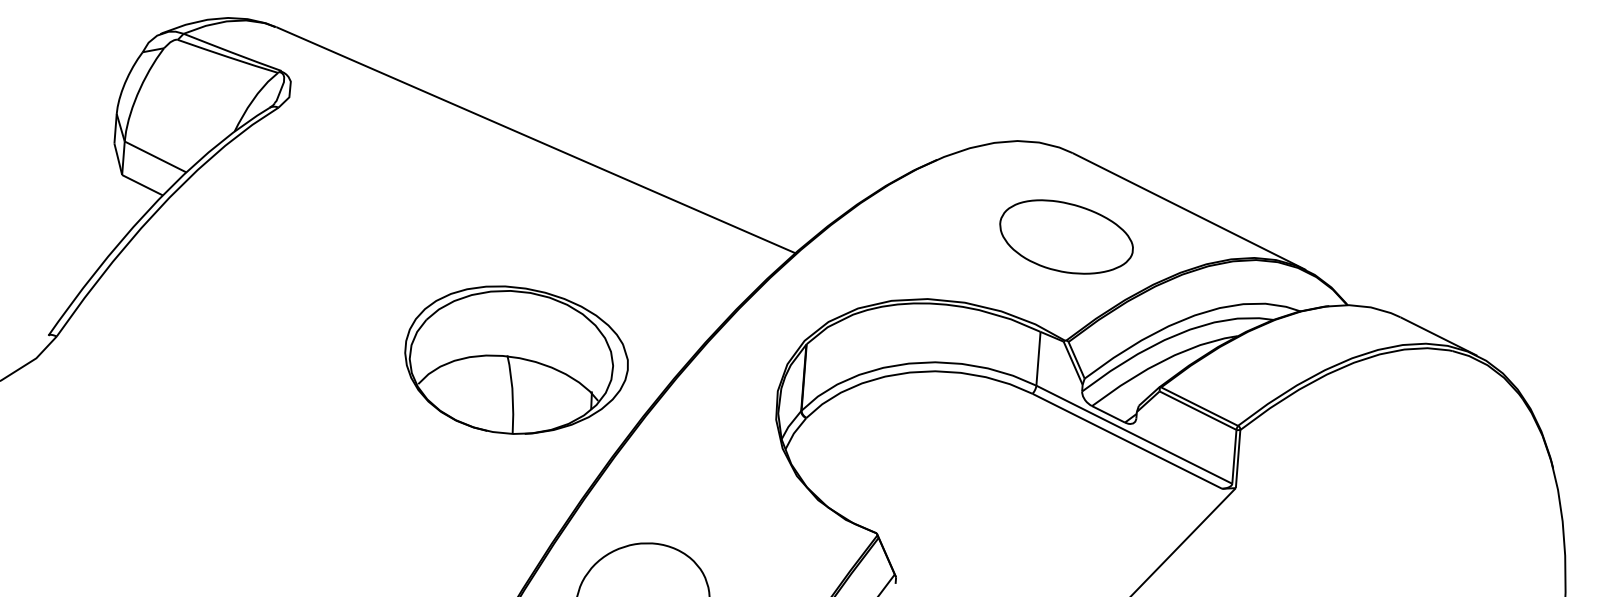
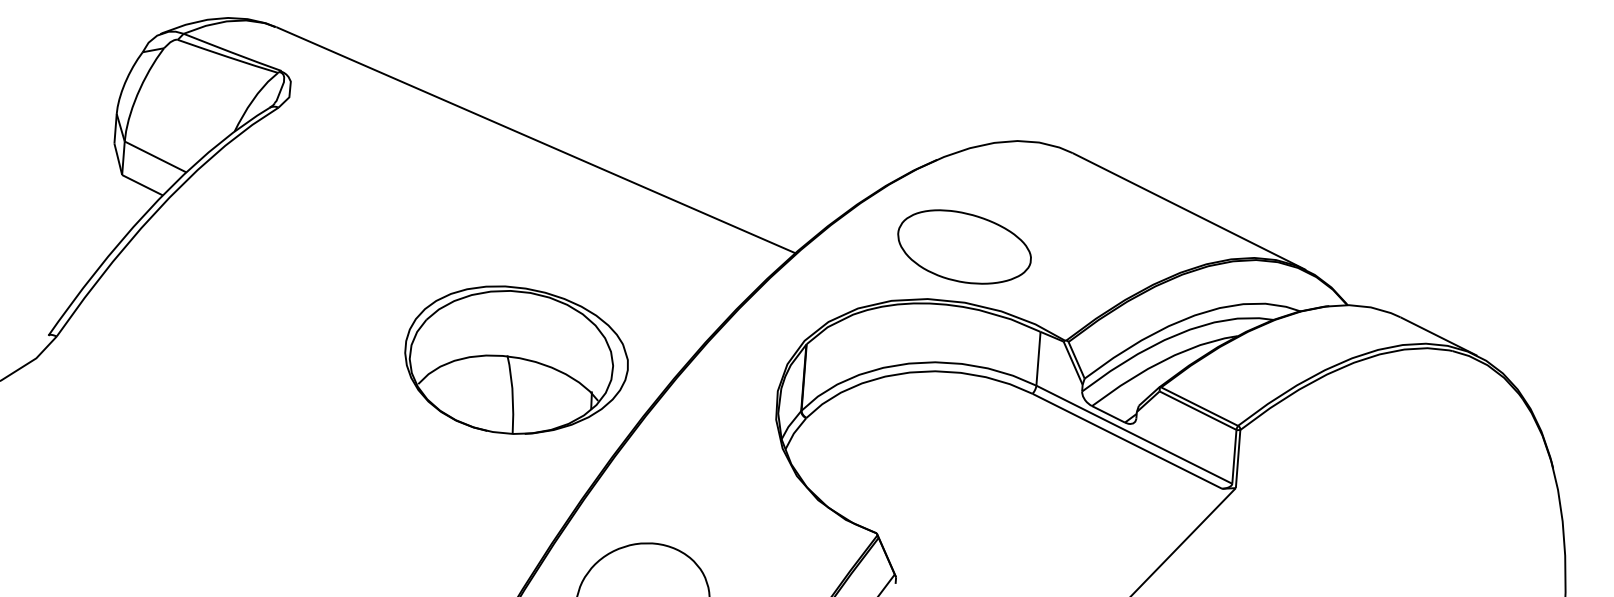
part position: (1066, 236) -> (964, 246) (964, 246)
